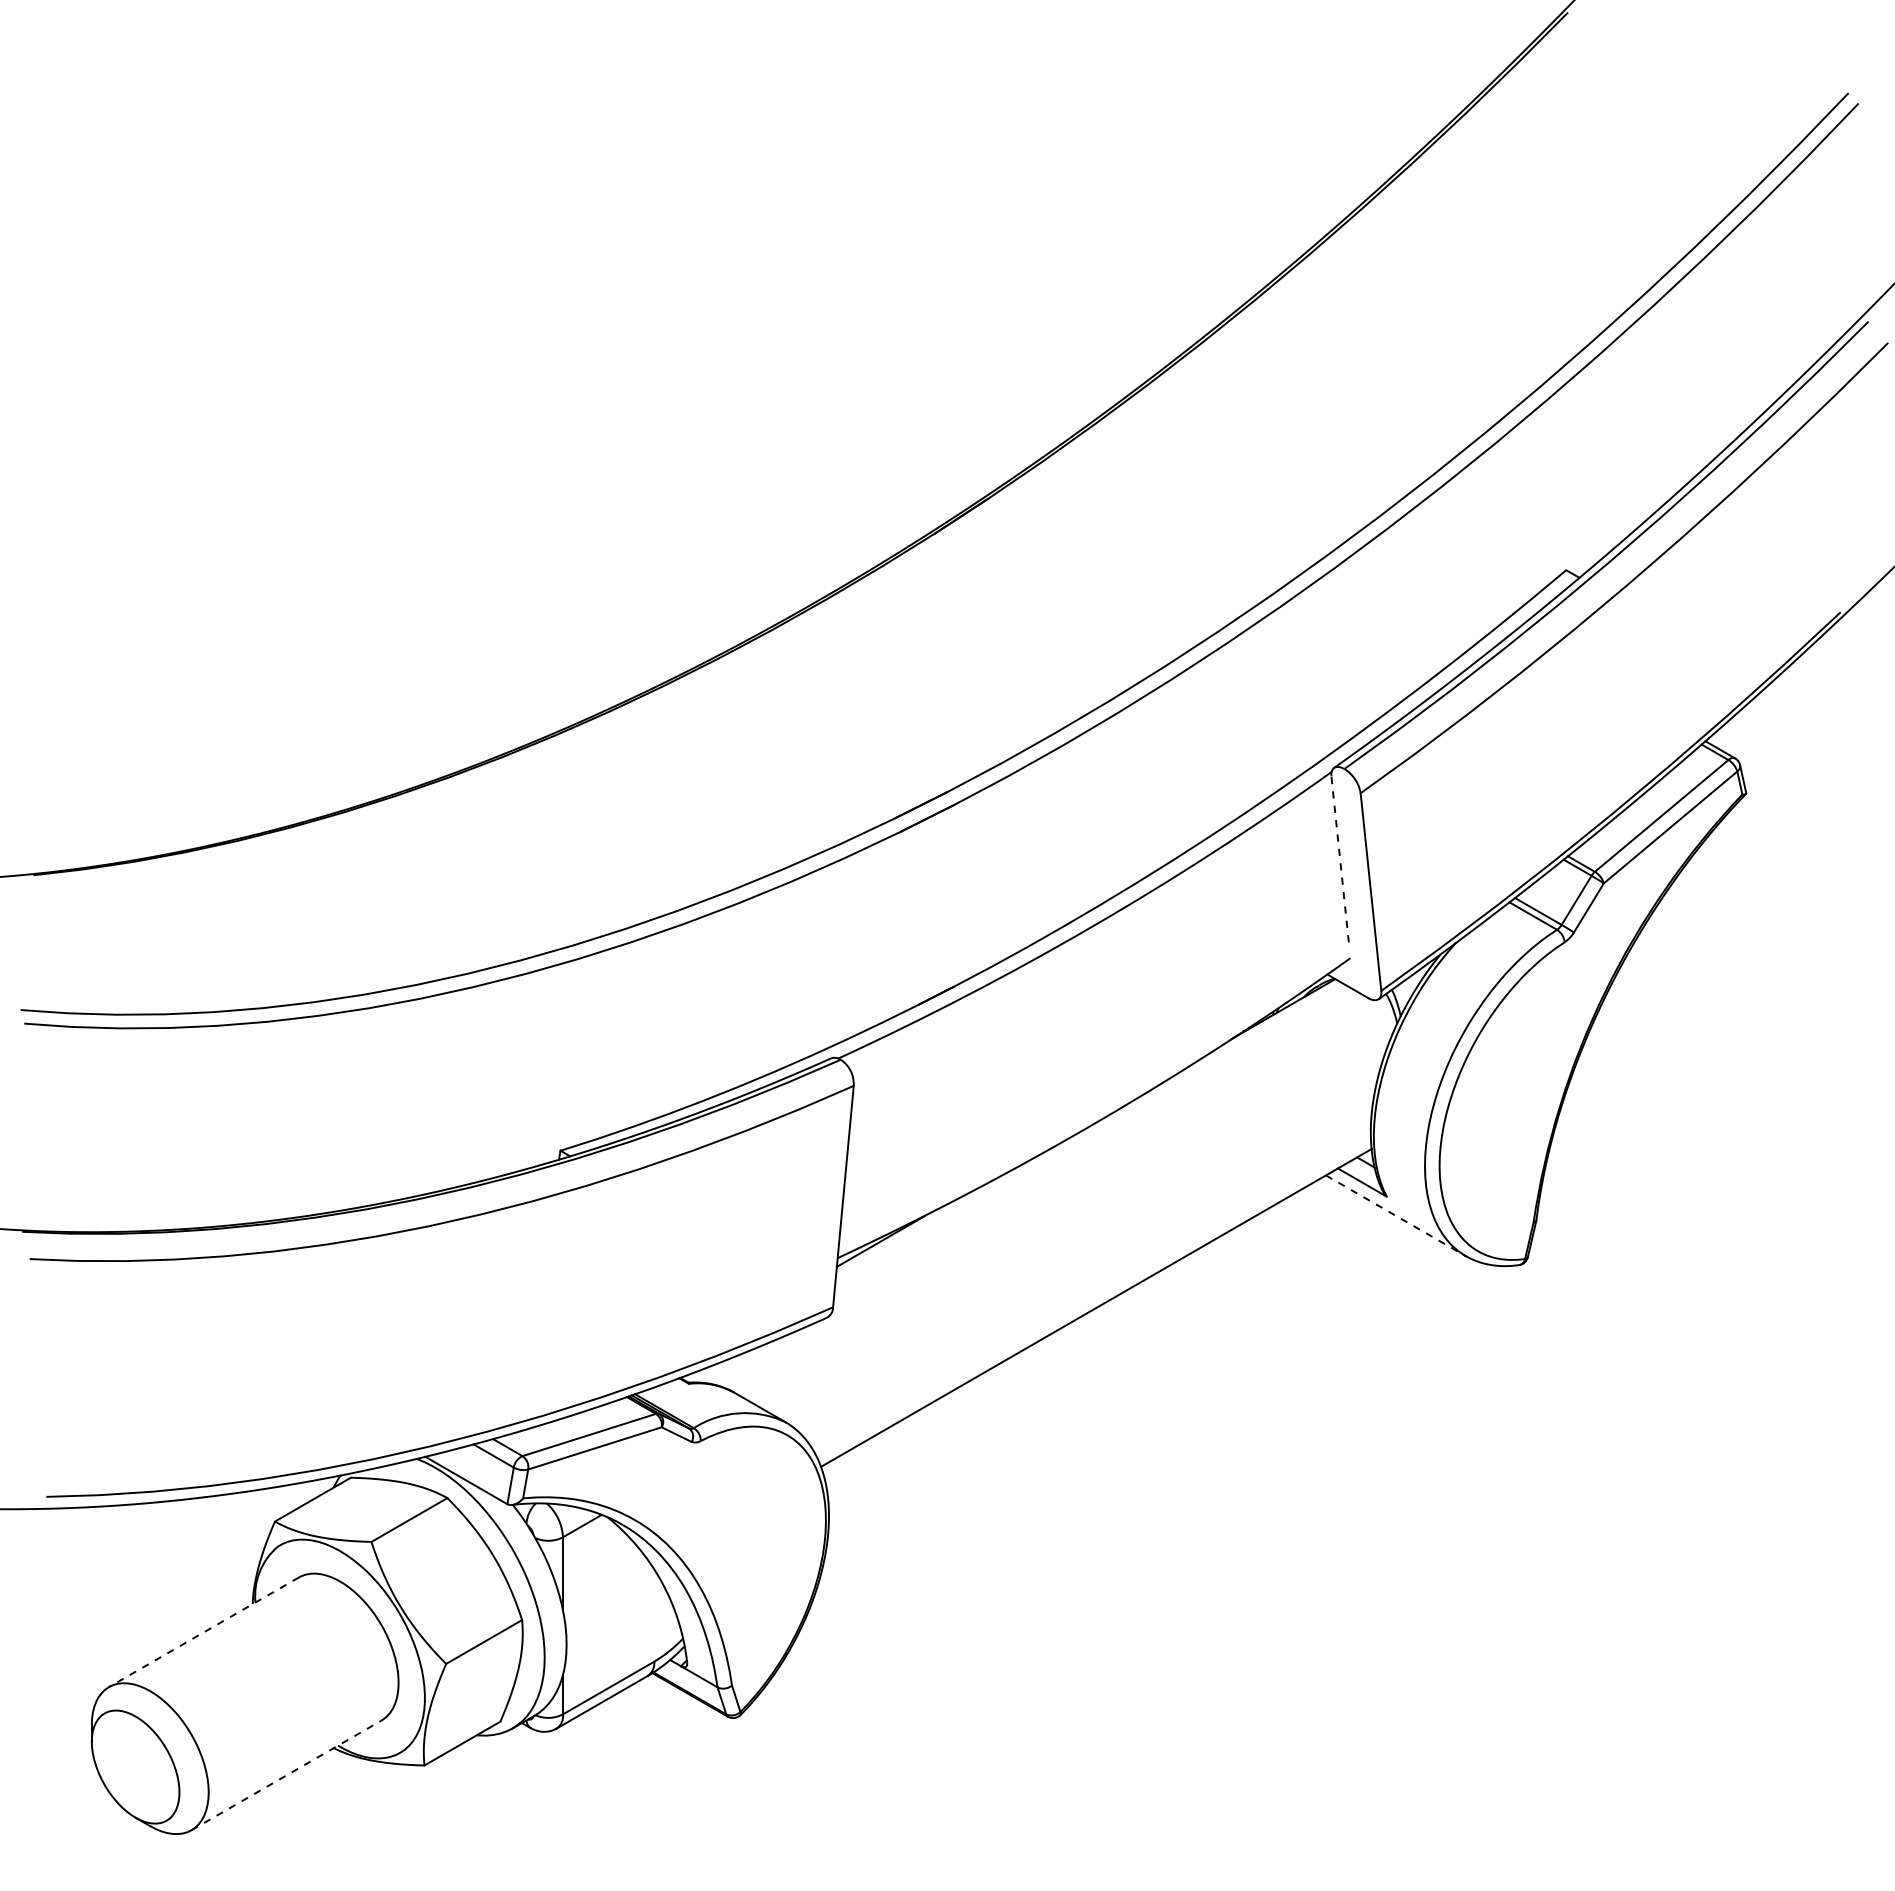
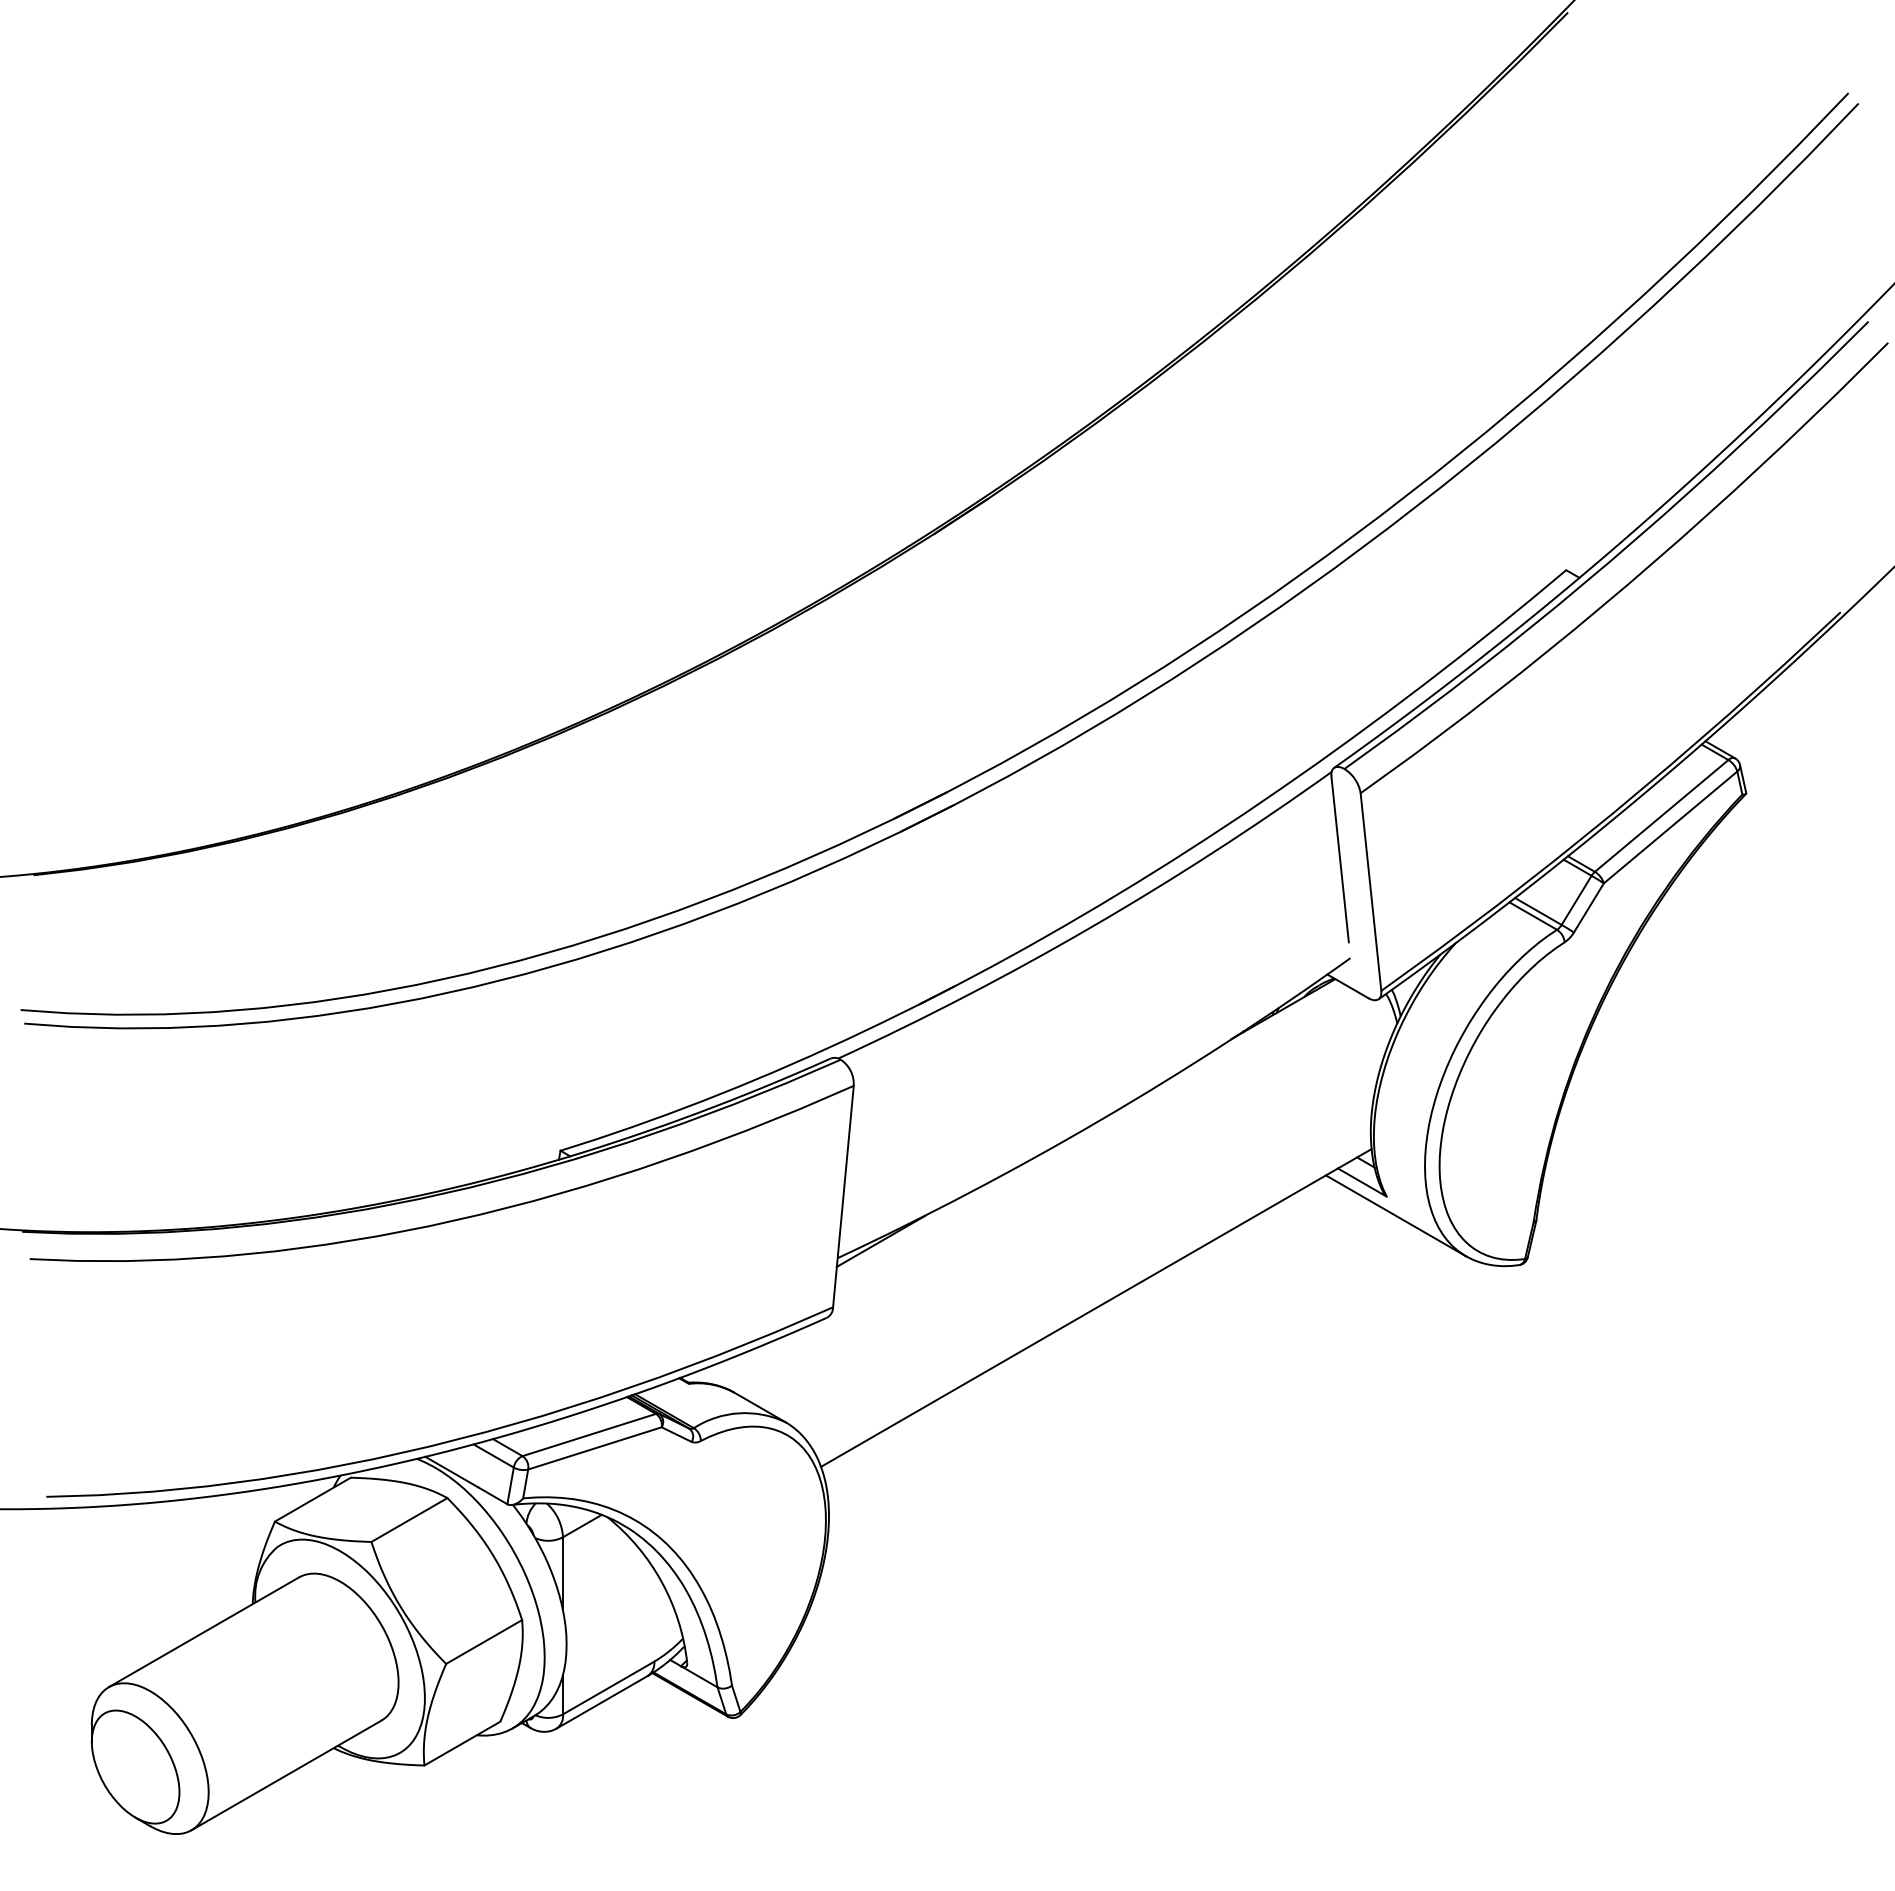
line: dashed -> solid (1340, 858)
line: dashed -> solid (1395, 1215)
line: dashed -> solid (203, 1632)
line: dashed -> solid (286, 1775)
